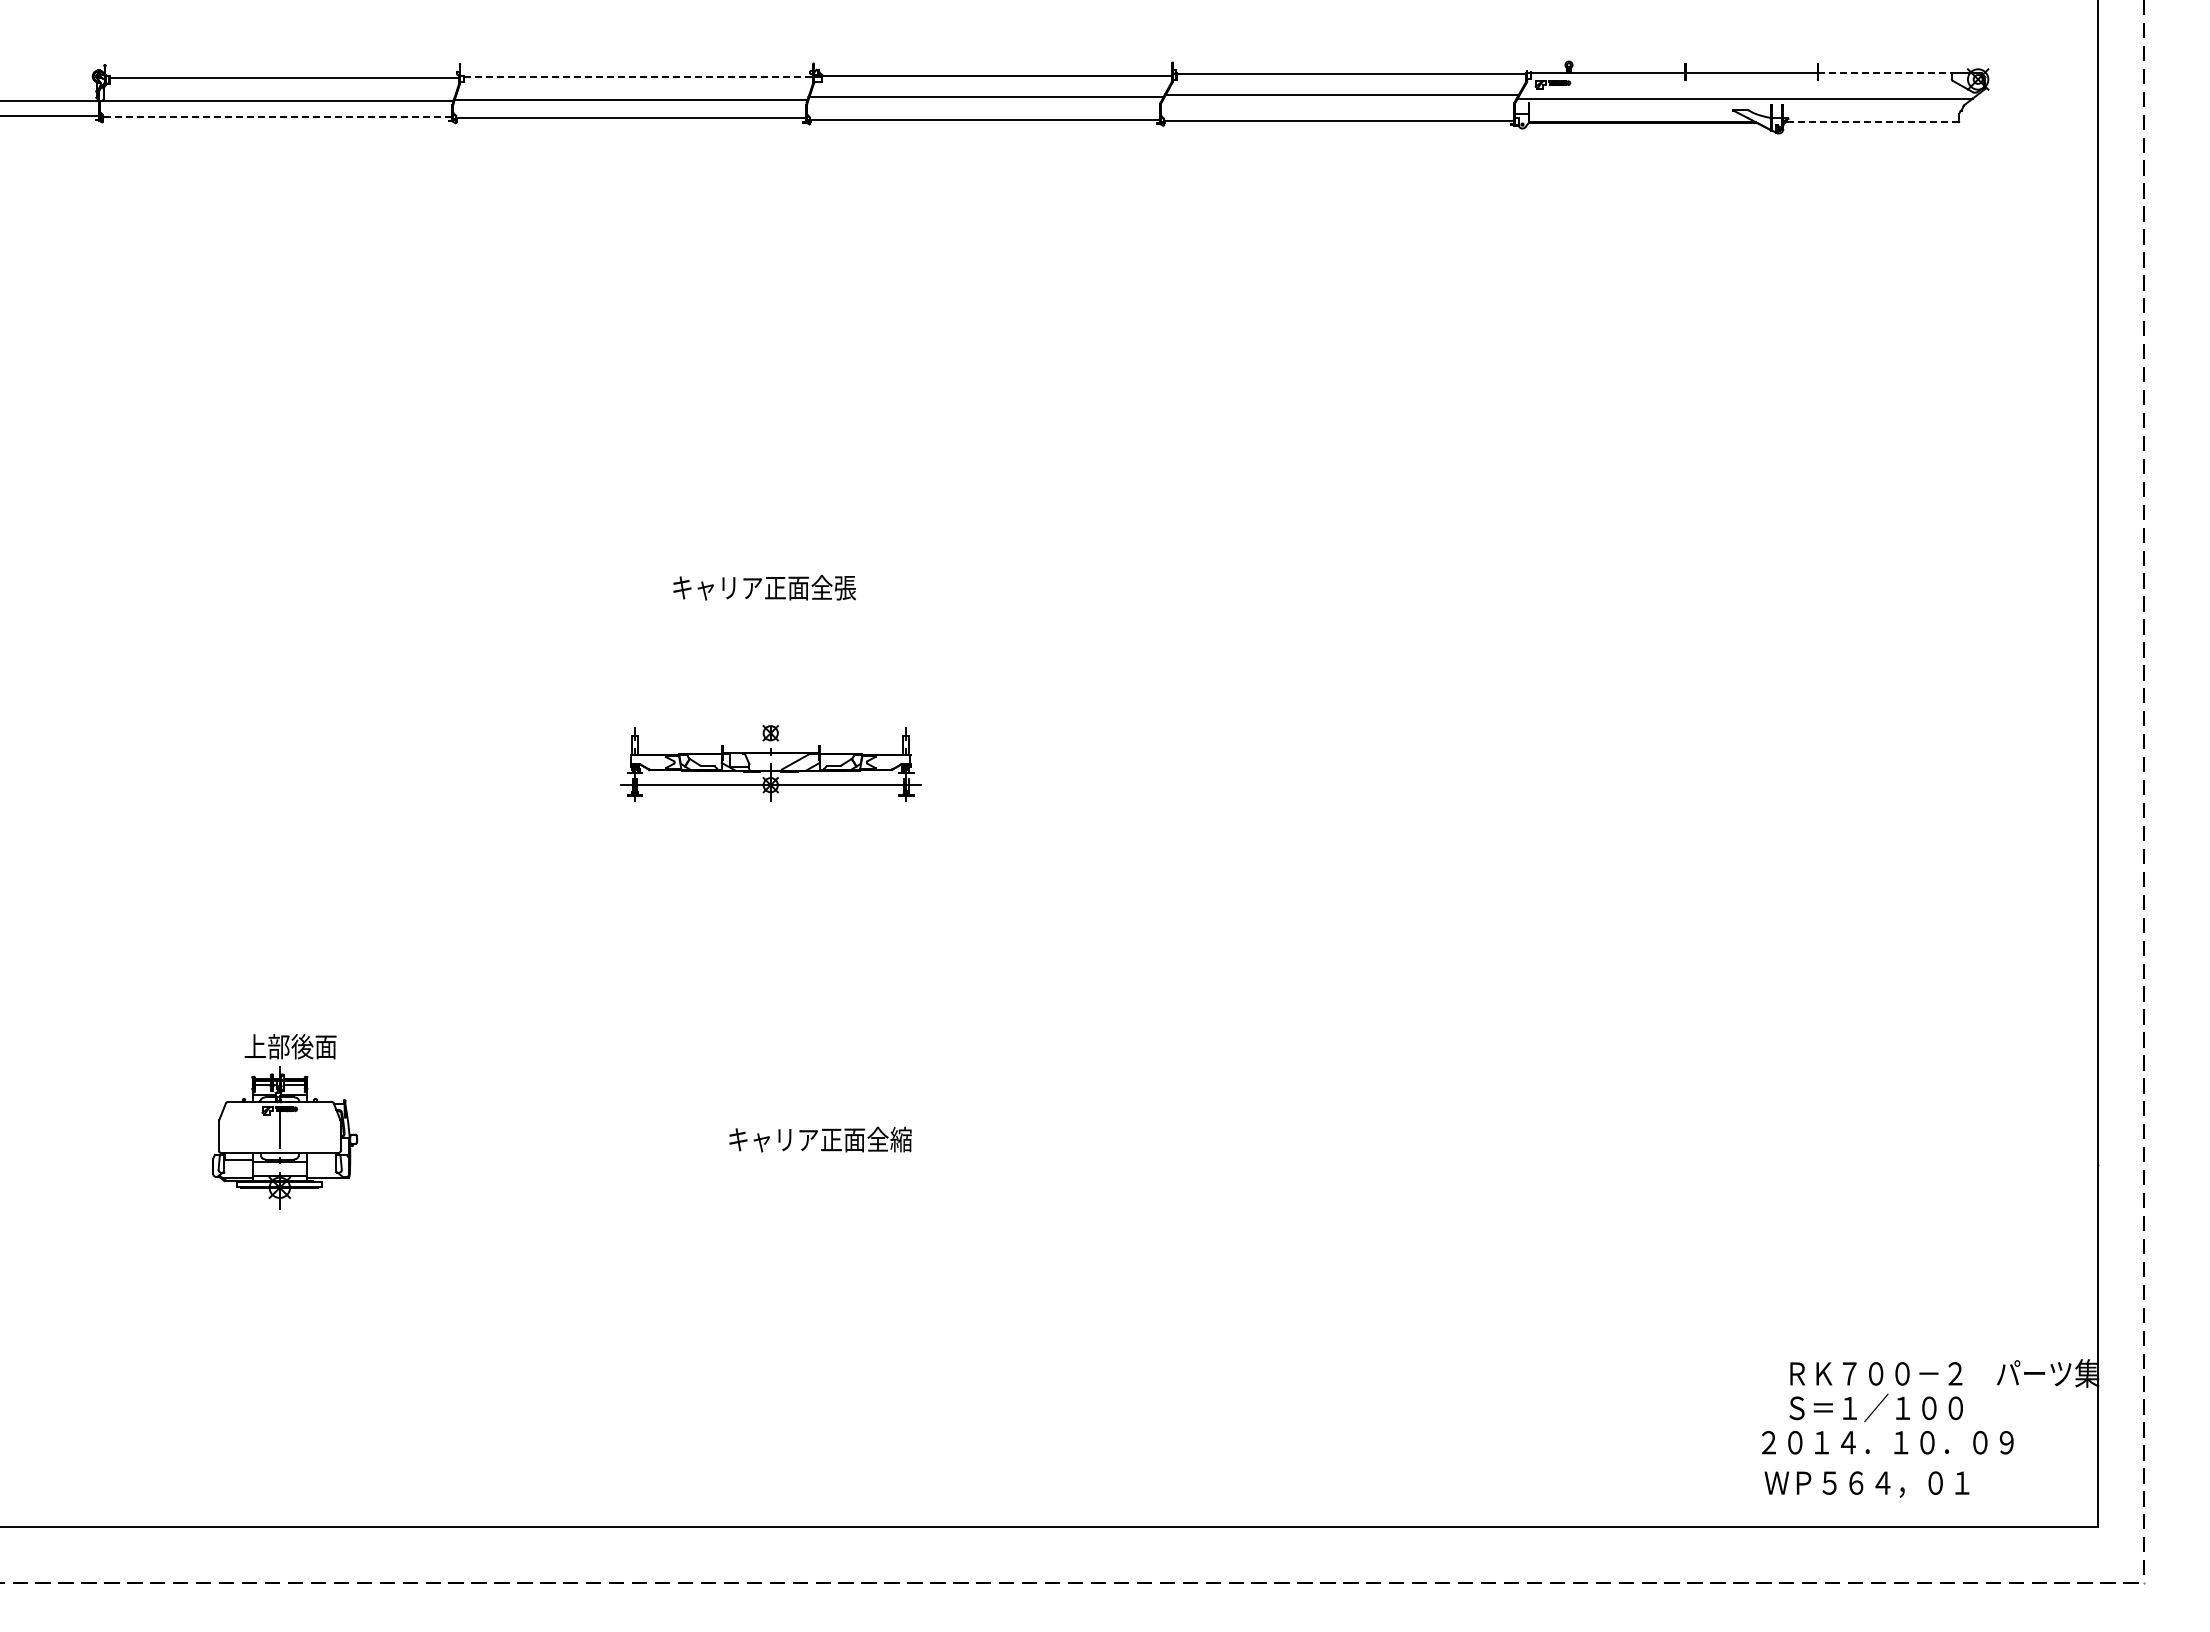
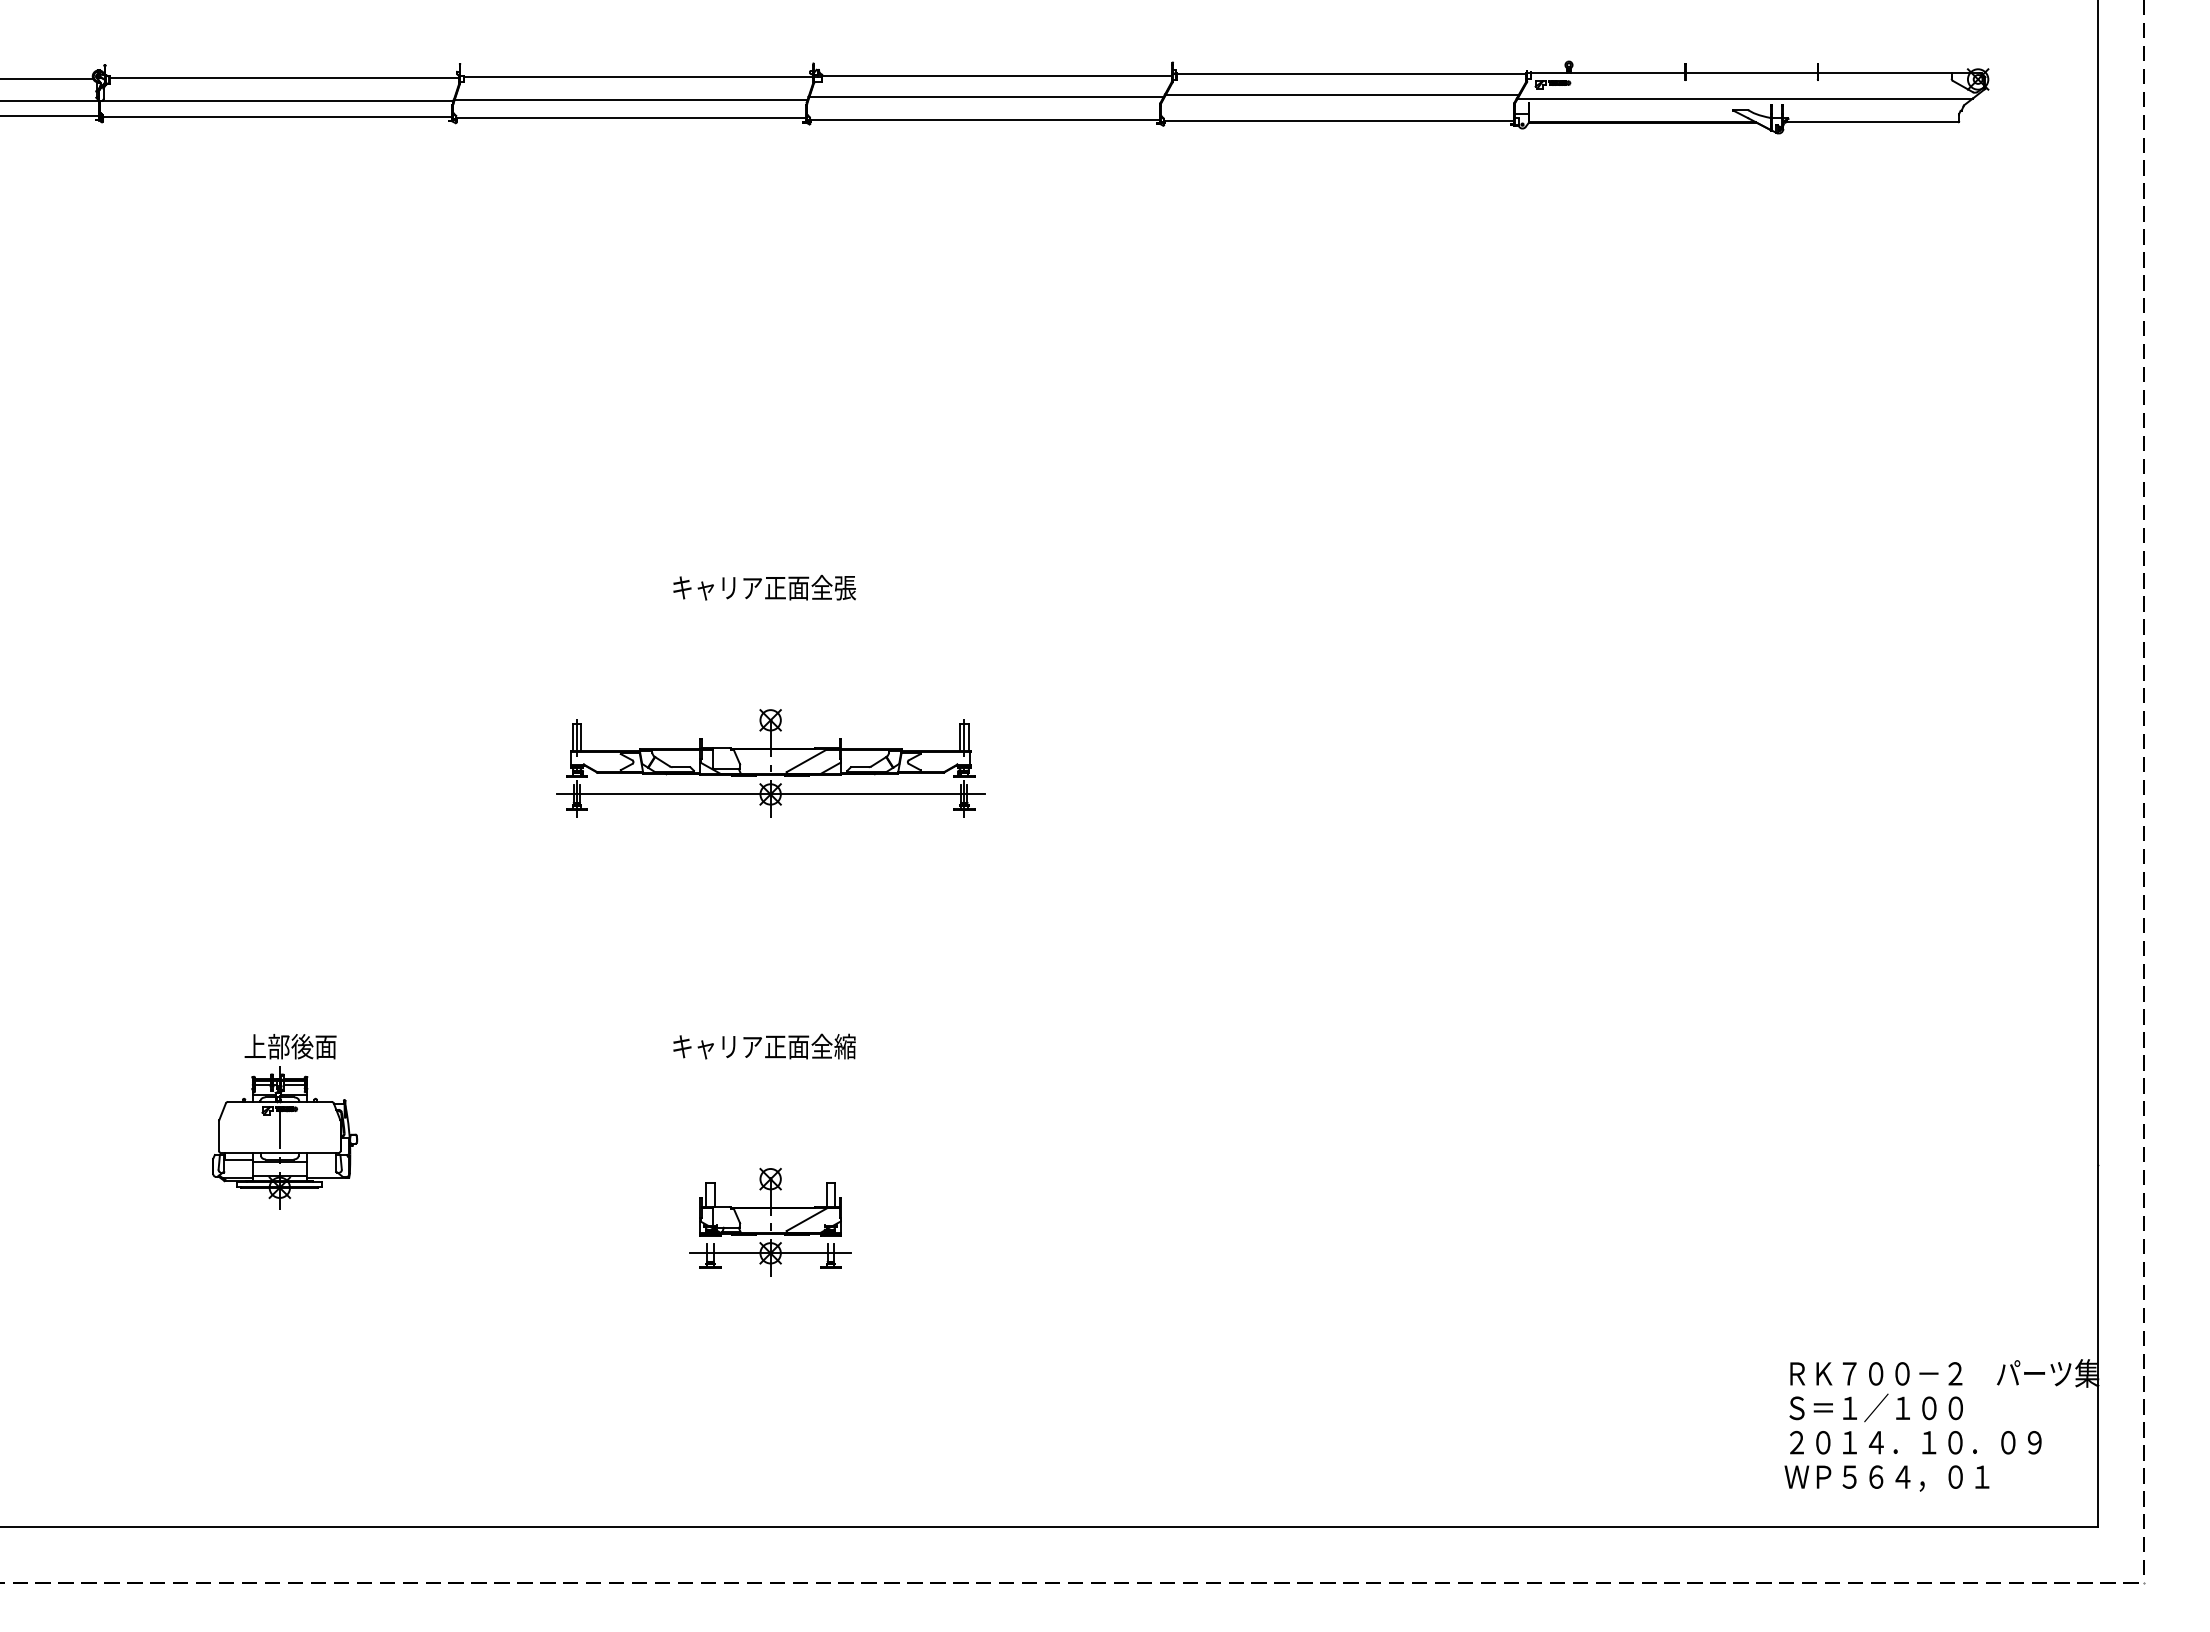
line: dashed -> solid (1885, 73)
line: dashed -> solid (638, 76)
line: none -> present (47, 78)
line: dashed -> solid (277, 117)
line: dashed -> solid (1873, 122)
part size: 302x77 px -> 430x109 px (770, 763)
text position: (820, 1139) -> (764, 1046) (764, 1046)
part: none -> present (770, 1221)
text position: (1887, 1442) -> (1915, 1442) (1915, 1442)
text position: (1866, 1484) -> (1886, 1478) (1886, 1478)
